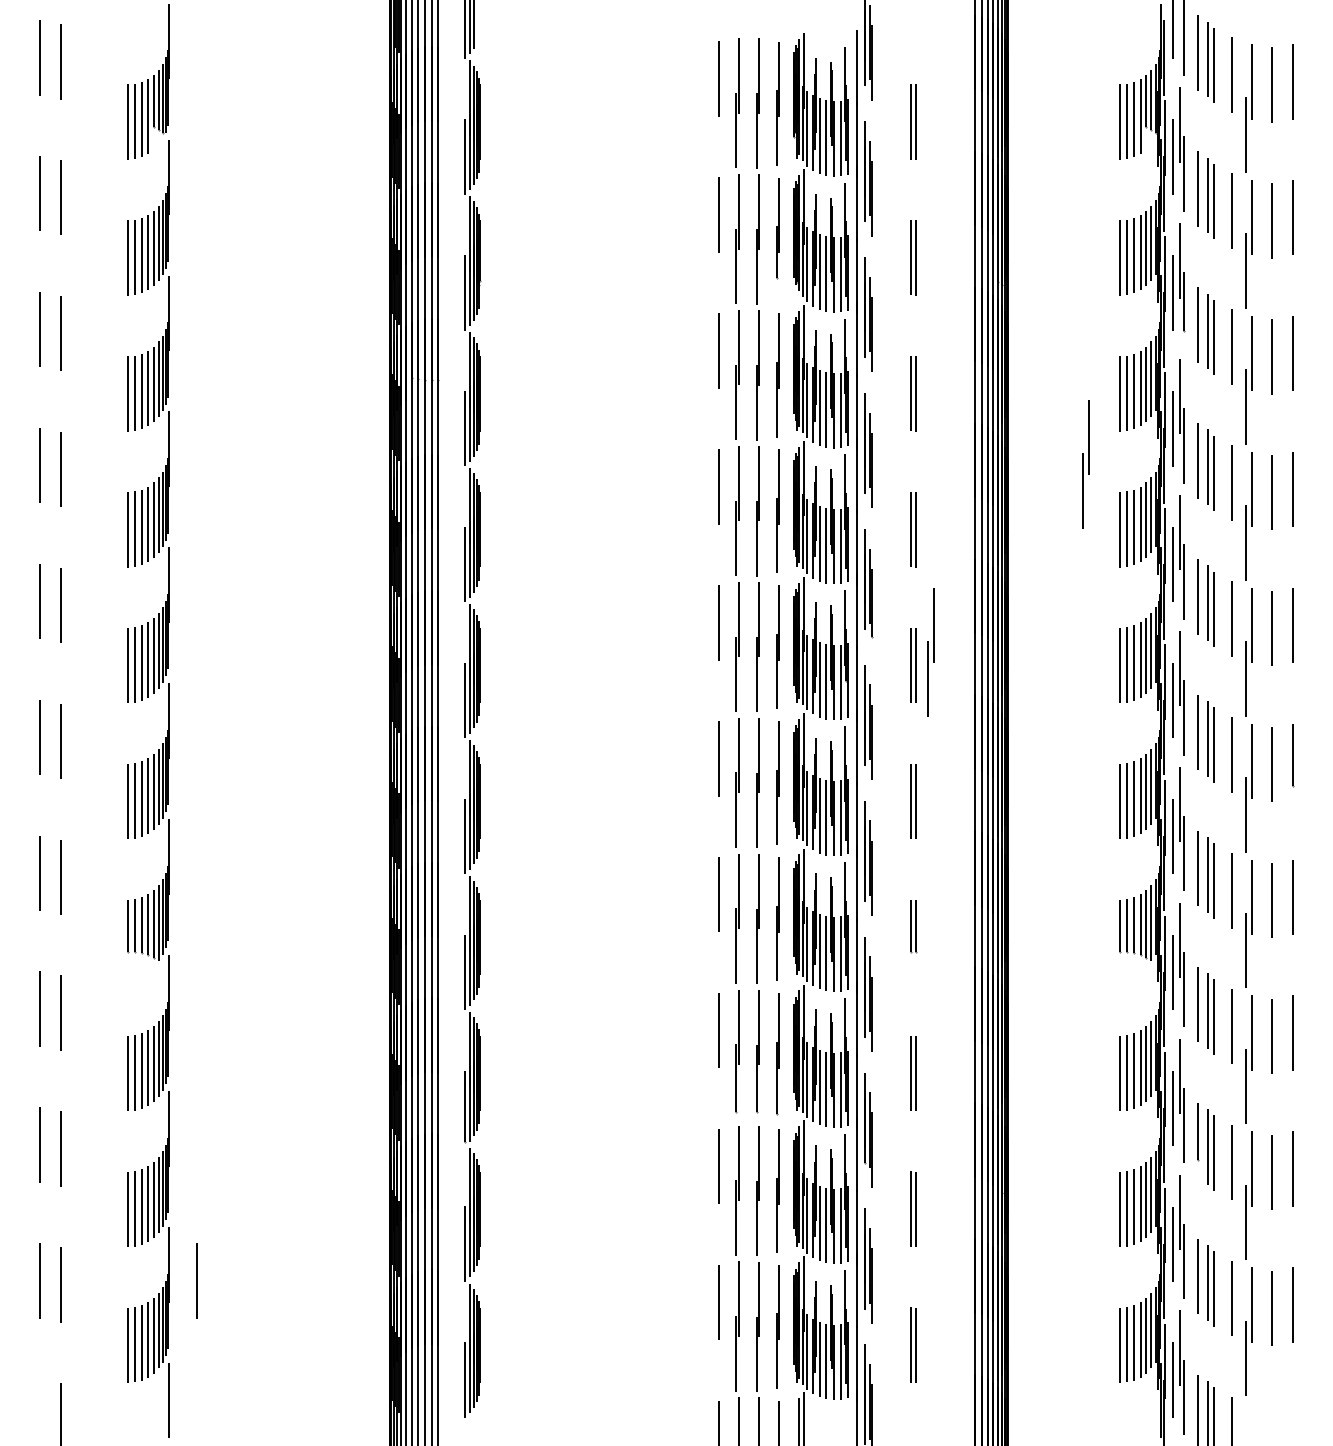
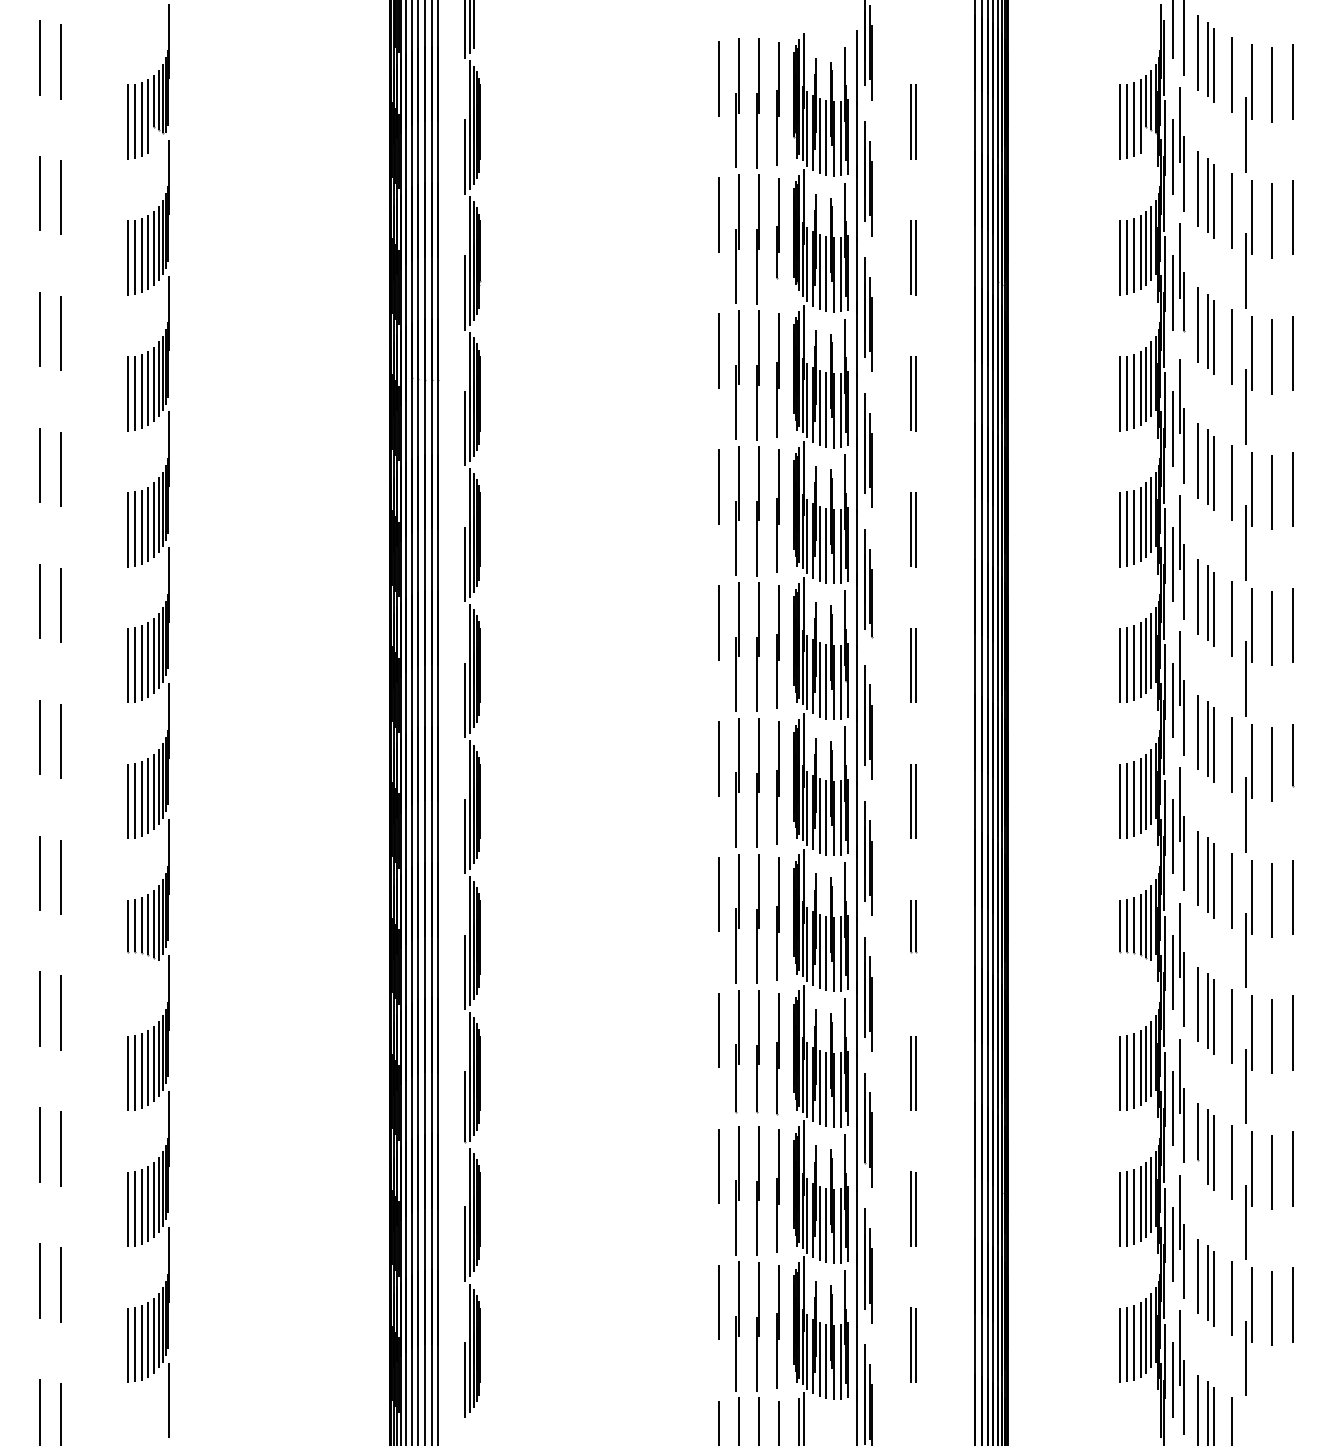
part: present -> none (1085, 464)
part: present -> none (930, 652)
line: present -> none (196, 1280)
line: none -> present (39, 1410)
